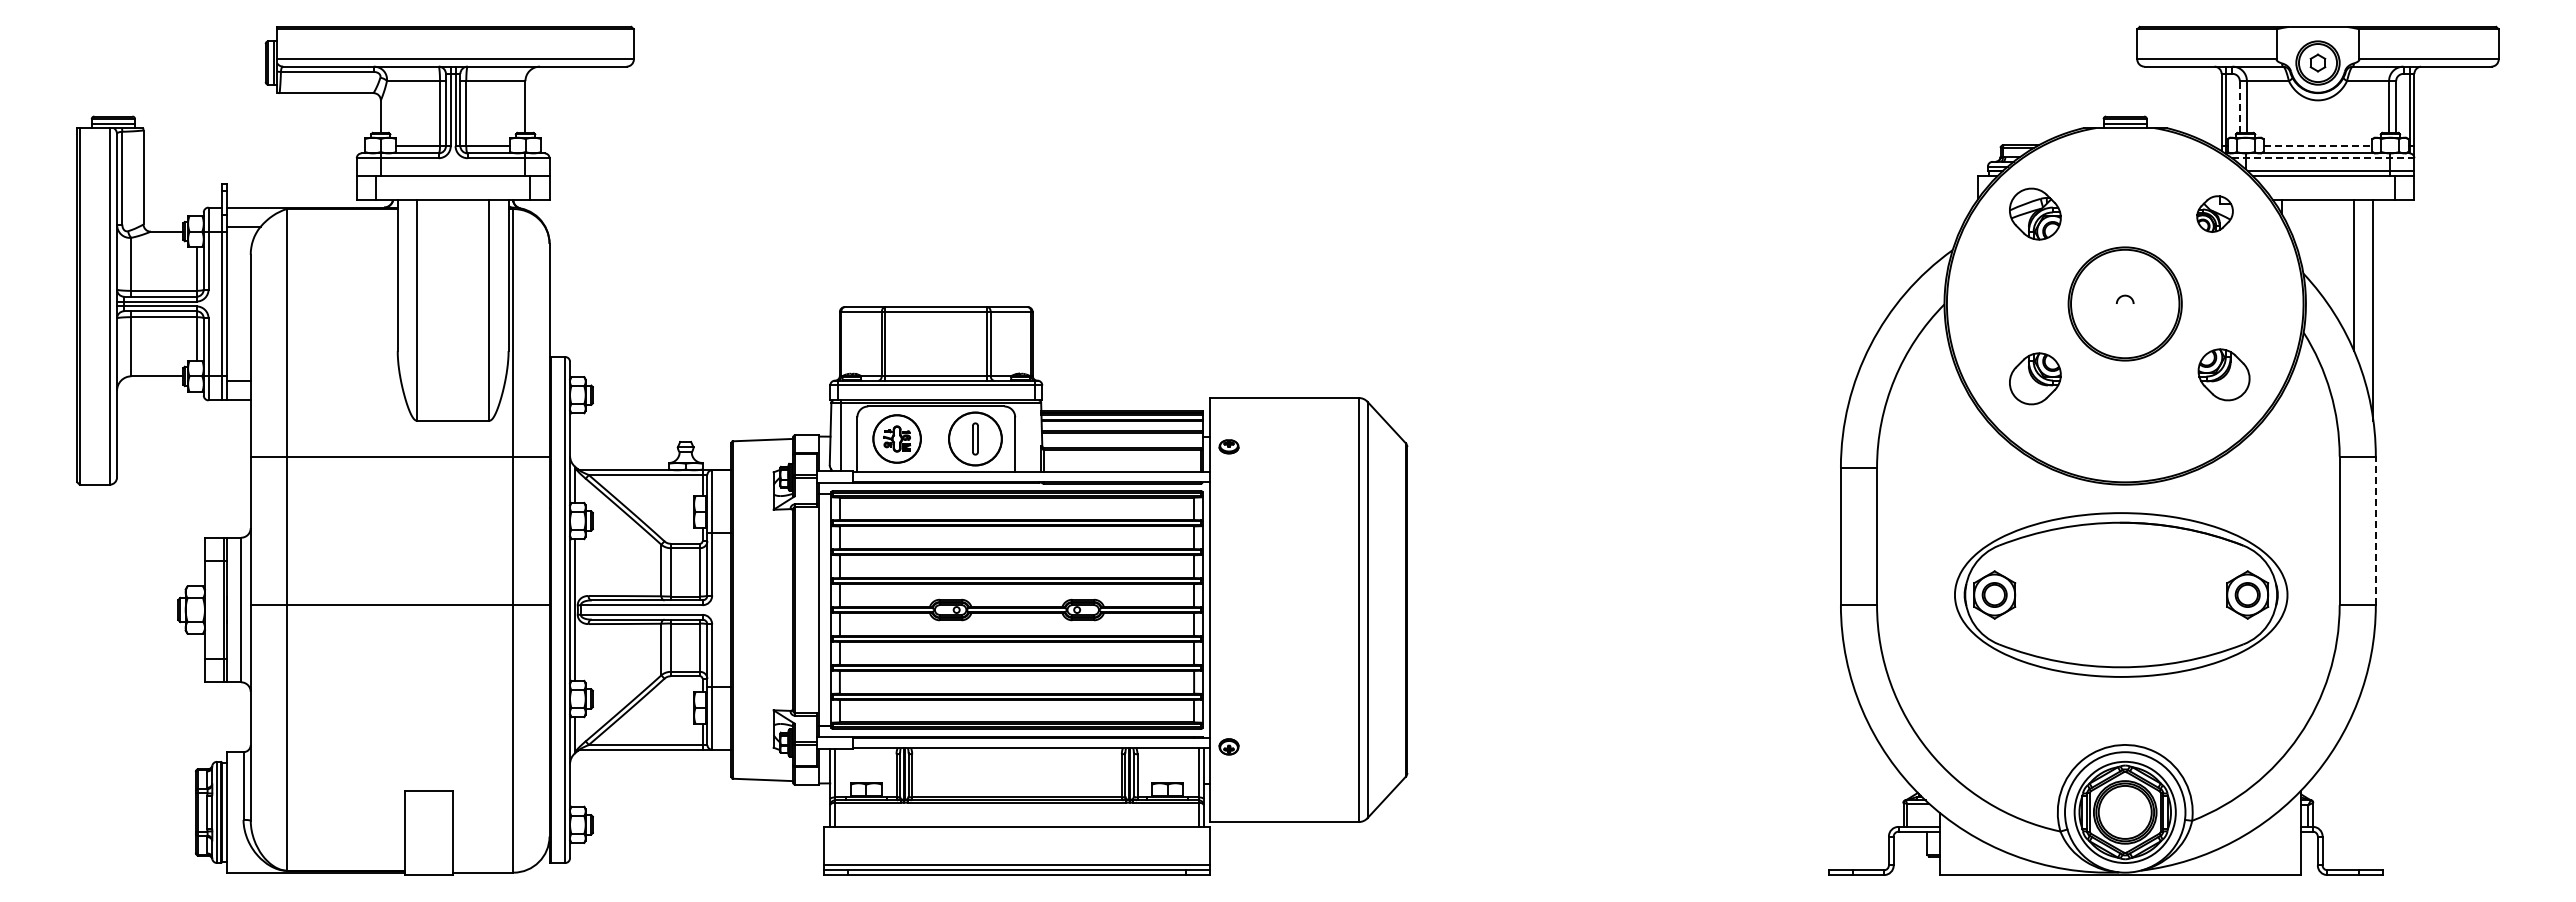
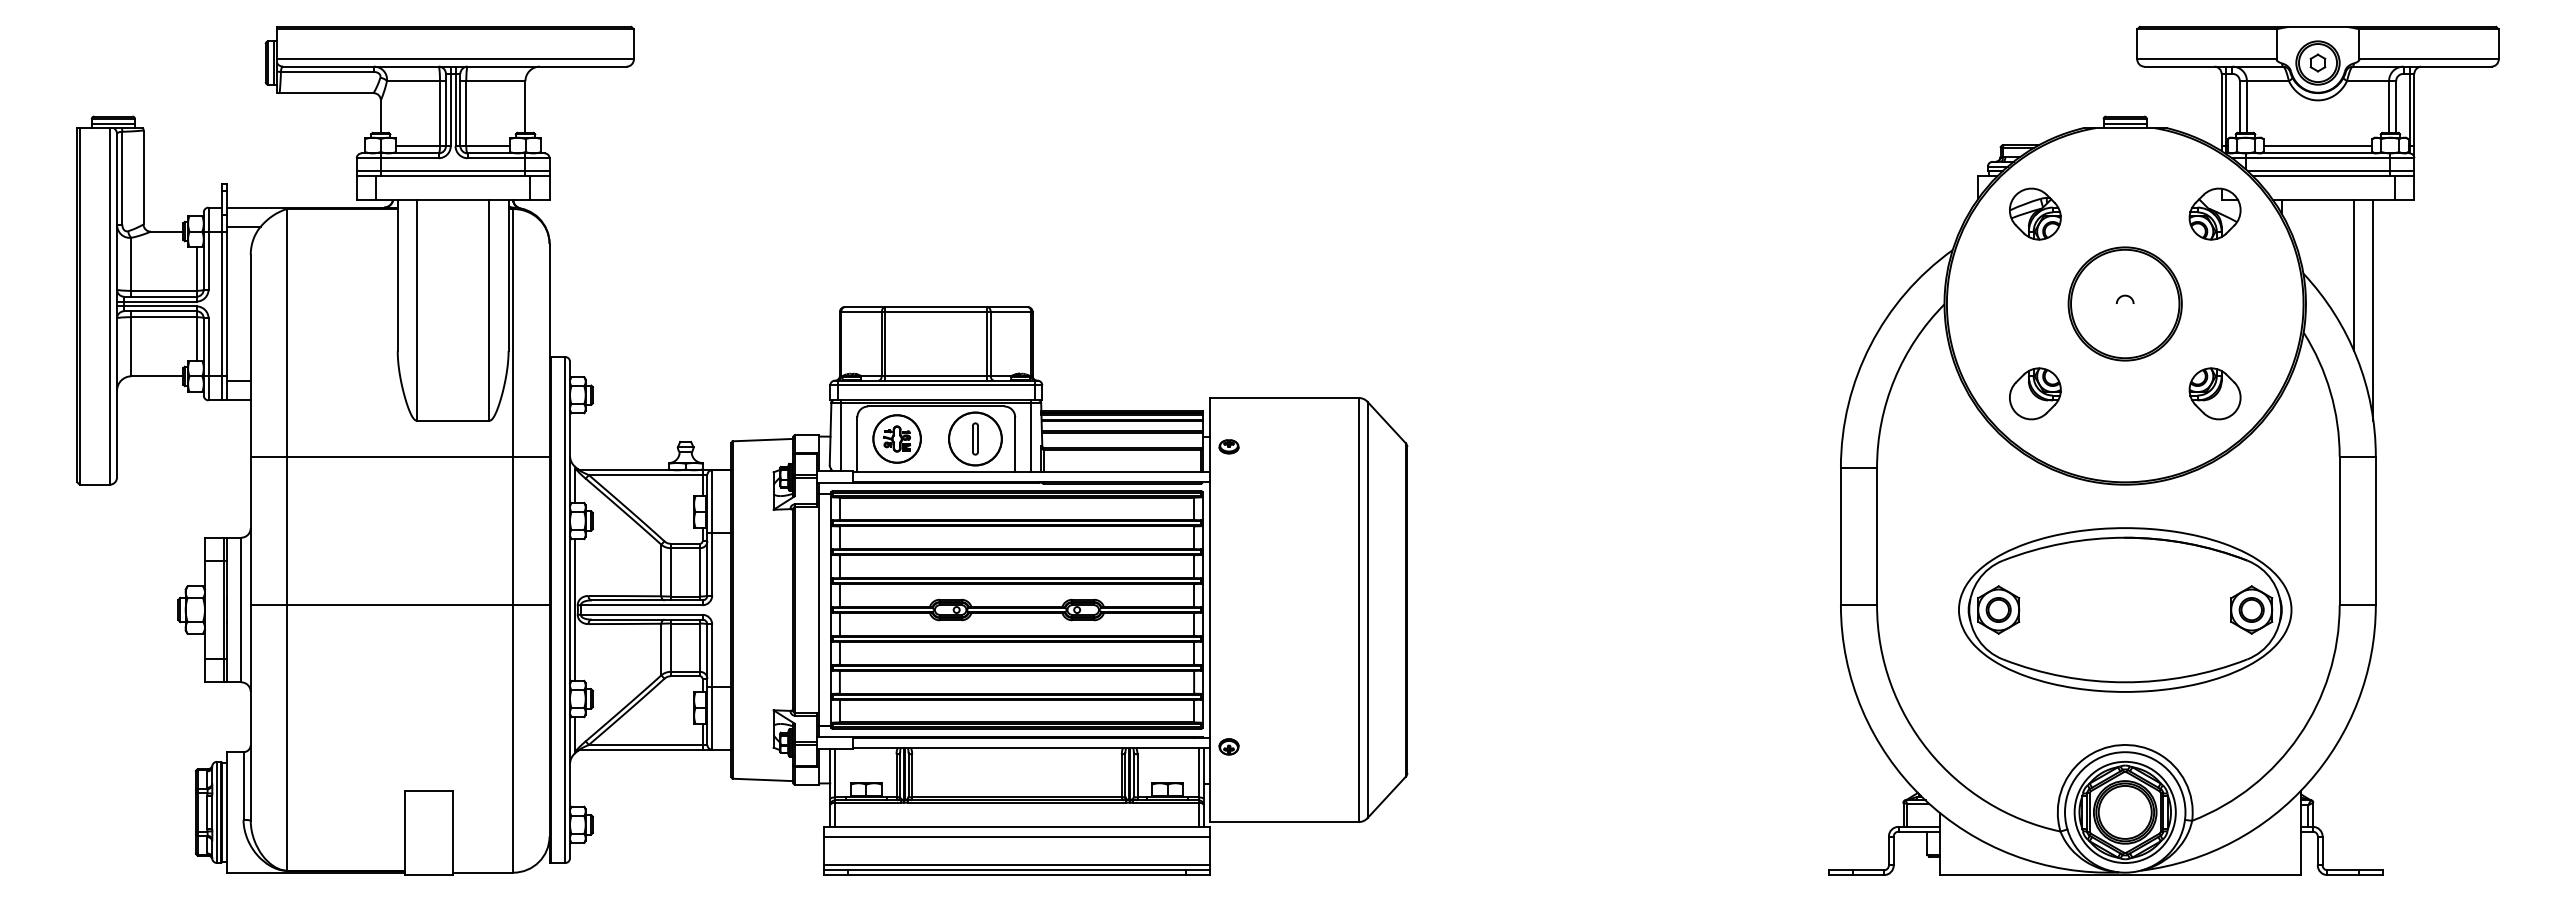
line: dashed -> solid (2239, 107)
line: dashed -> solid (2318, 146)
line: dashed -> solid (2323, 158)
line: none -> present (452, 171)
part size: 38x38 px -> 54x54 px (2214, 213)
part position: (2223, 374) -> (2214, 393) (2214, 393)
part position: (2035, 378) -> (2035, 393) (2035, 393)
line: none -> present (1031, 435)
line: dashed -> solid (2375, 530)
part position: (2121, 594) -> (2125, 609) (2125, 609)
line: none -> present (1016, 836)
